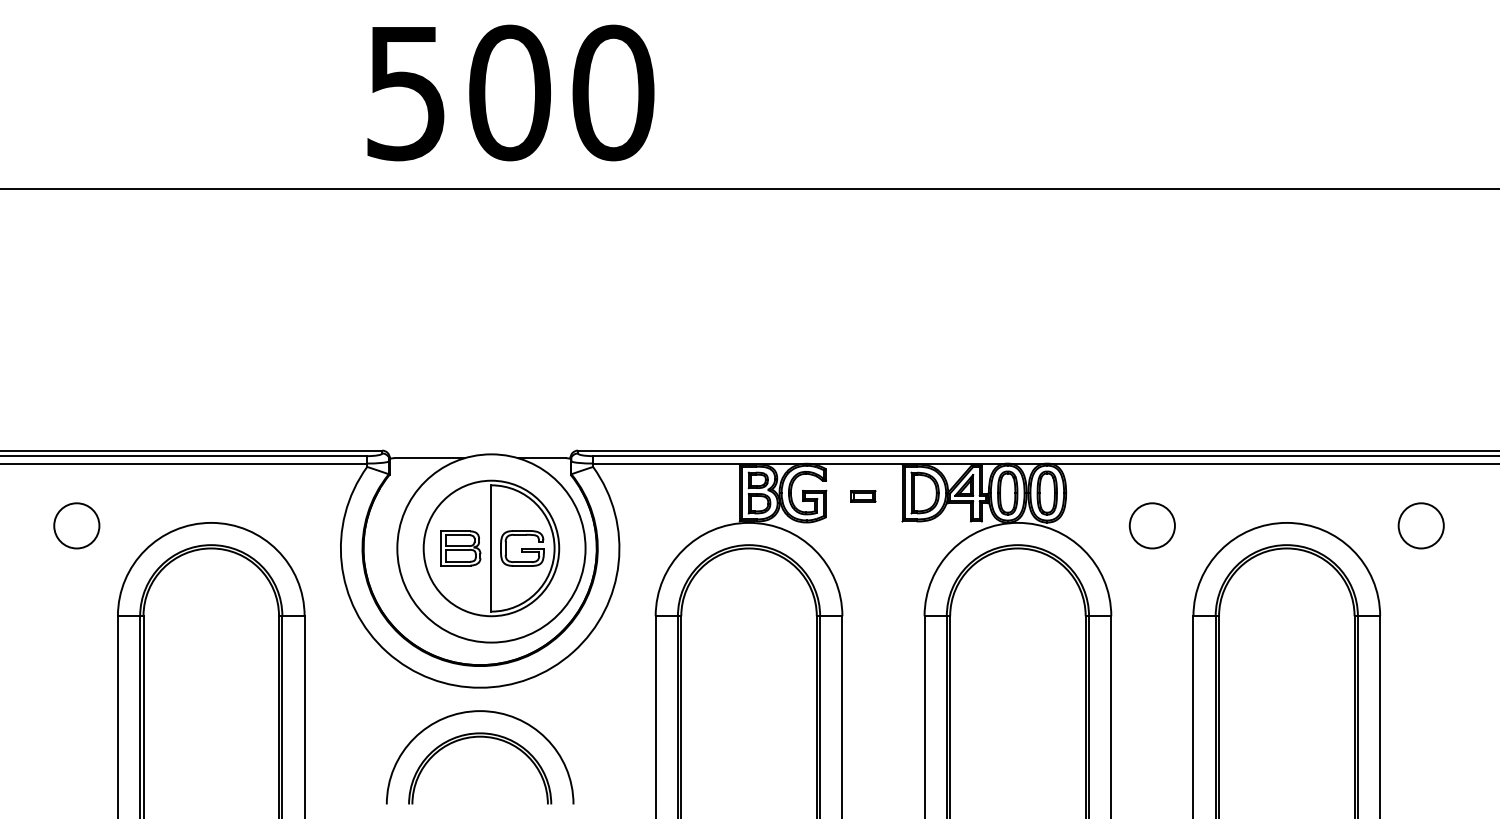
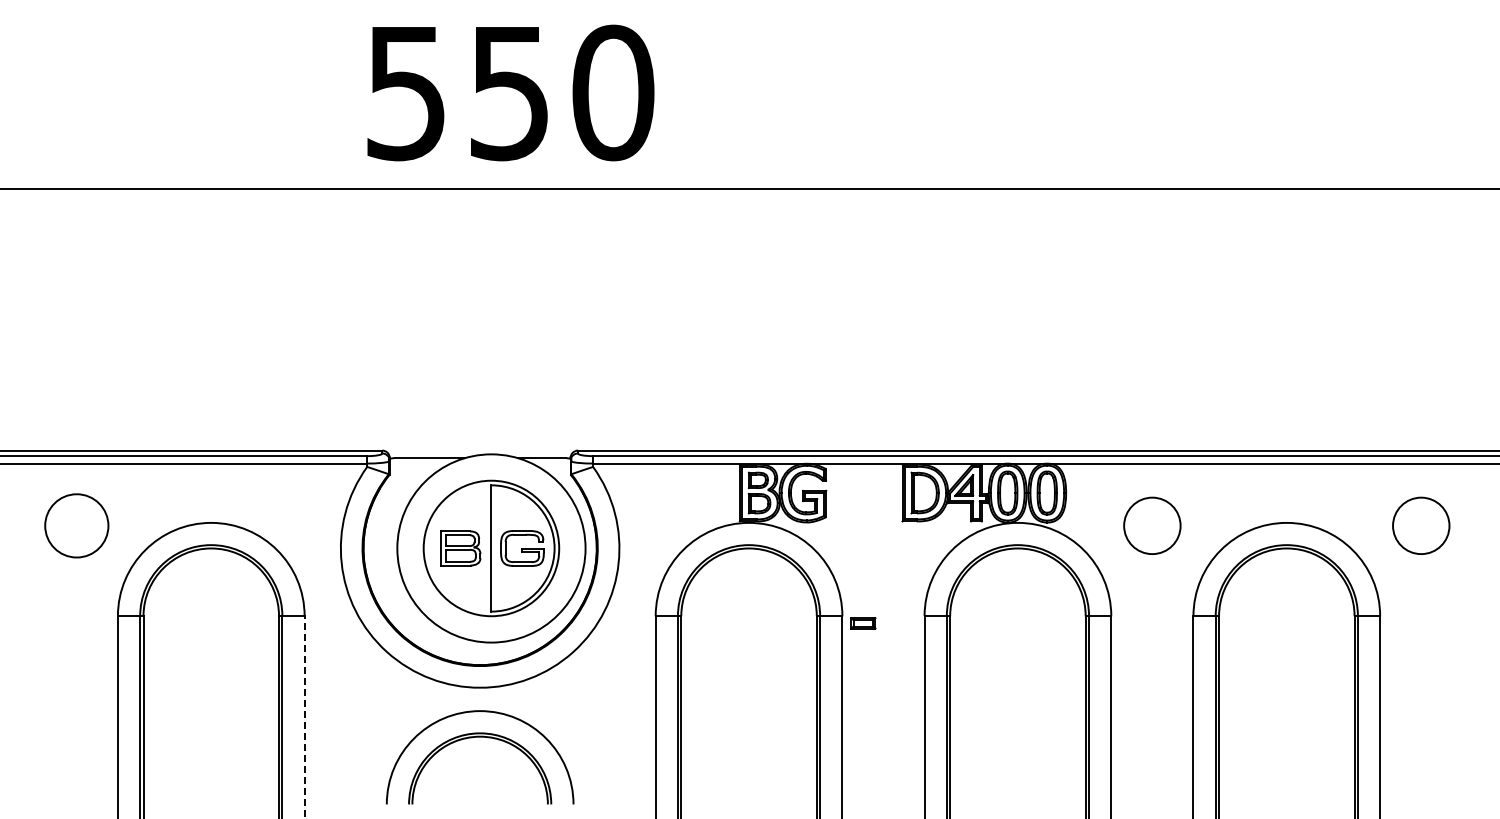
text: 500 -> 550 (509, 92)
part position: (863, 496) -> (863, 623) (863, 623)
circle diameter: 45 px -> 63 px (76, 525)
circle diameter: 45 px -> 56 px (1152, 525)
circle diameter: 45 px -> 56 px (1421, 525)
line: solid -> dashed (304, 717)
